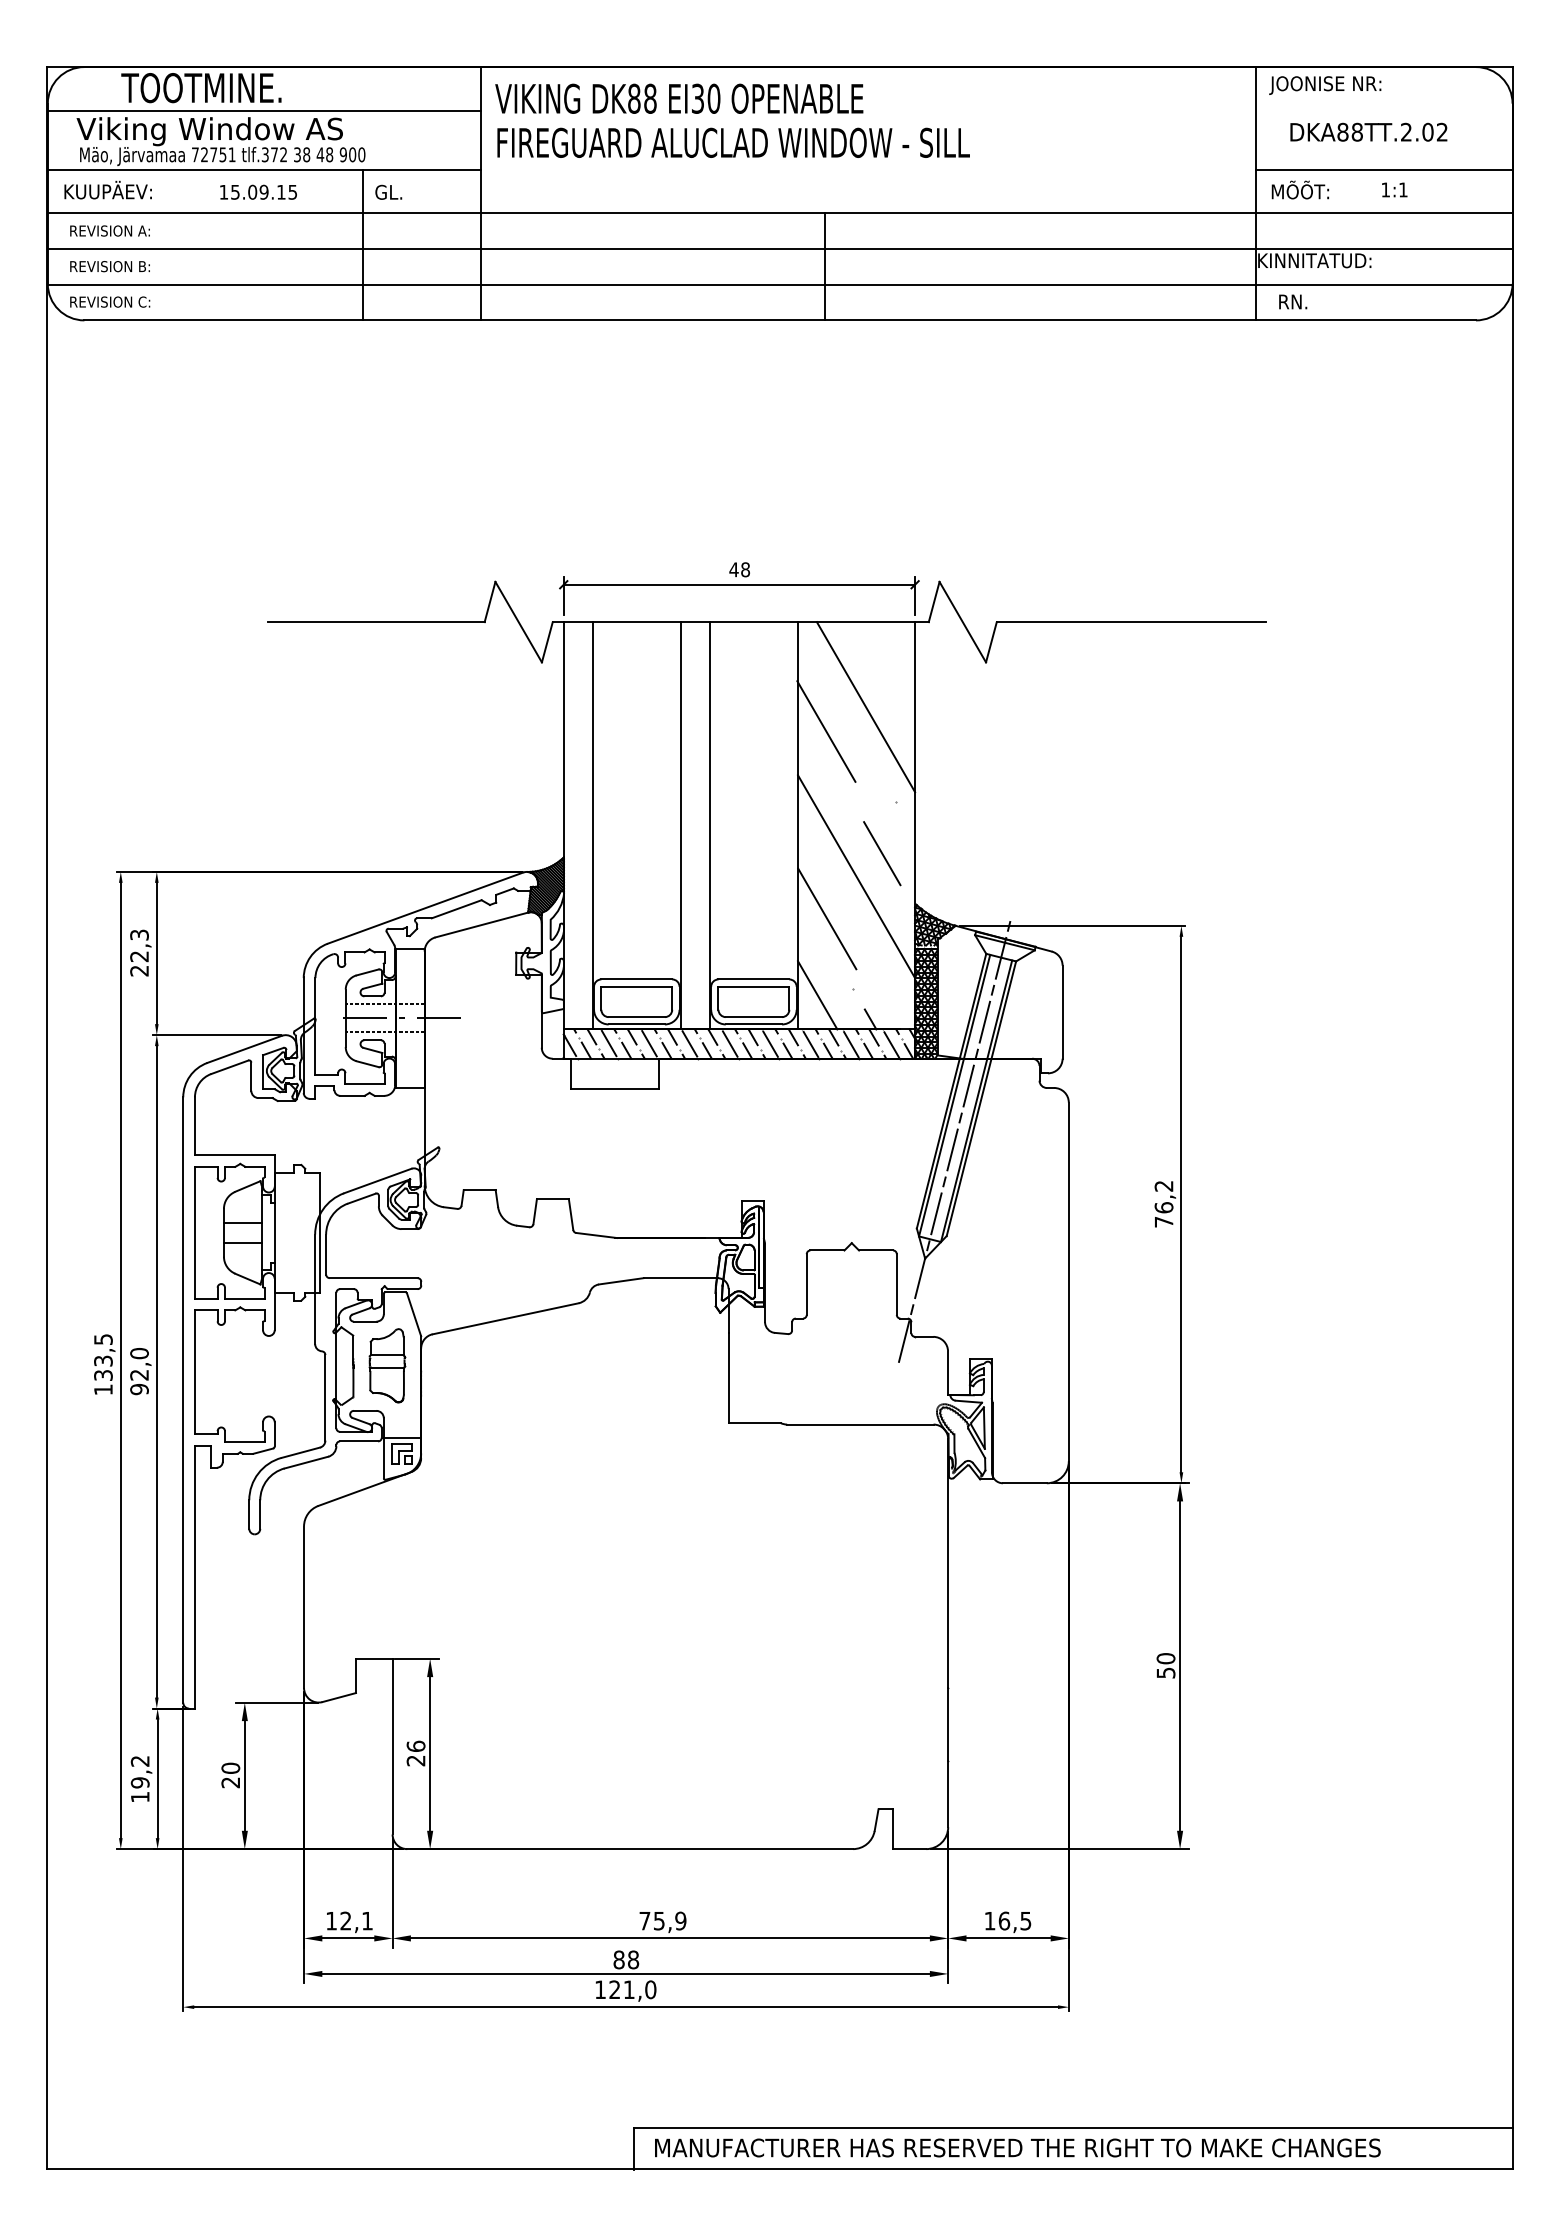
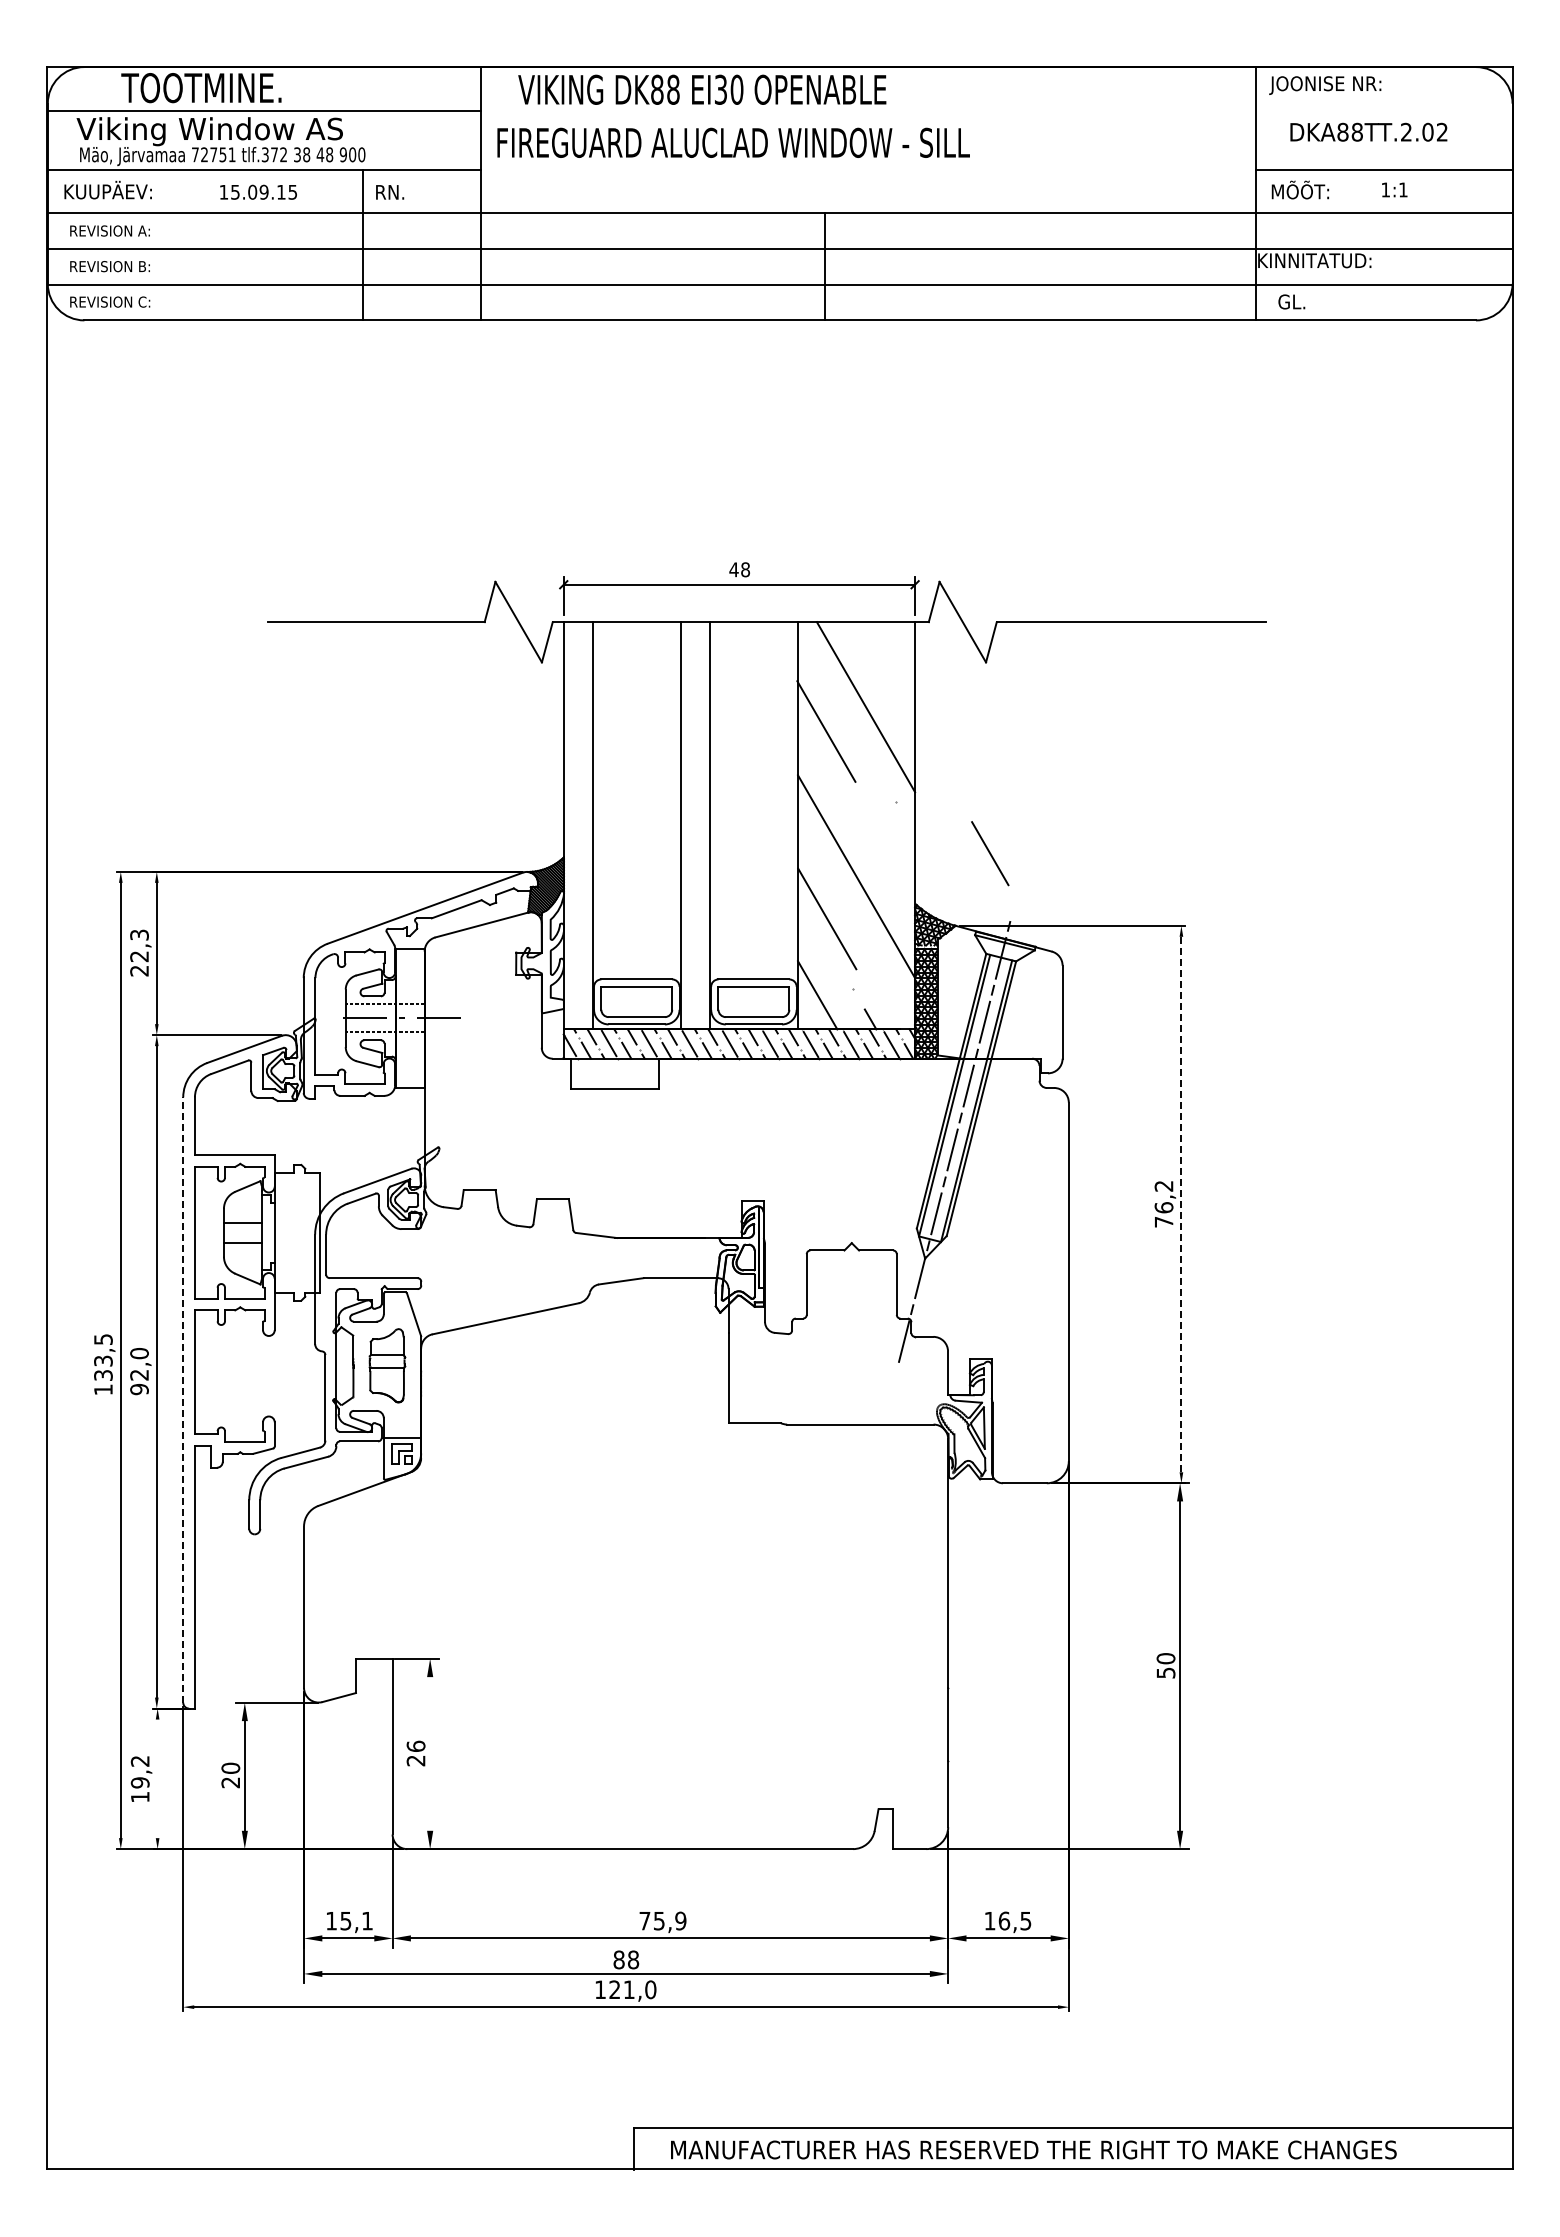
text position: (679, 98) -> (702, 89) (702, 89)
text: GL. -> RN. (389, 191)
text: RN. -> GL. (1292, 301)
line position: (882, 853) -> (990, 853) (990, 853)
line: solid -> dashed (1181, 1204)
line: solid -> dashed (183, 1400)
line: present -> none (430, 1753)
line: present -> none (157, 1778)
text: 12,1 -> 15,1 (345, 1920)
text position: (1017, 2147) -> (1033, 2149) (1033, 2149)
